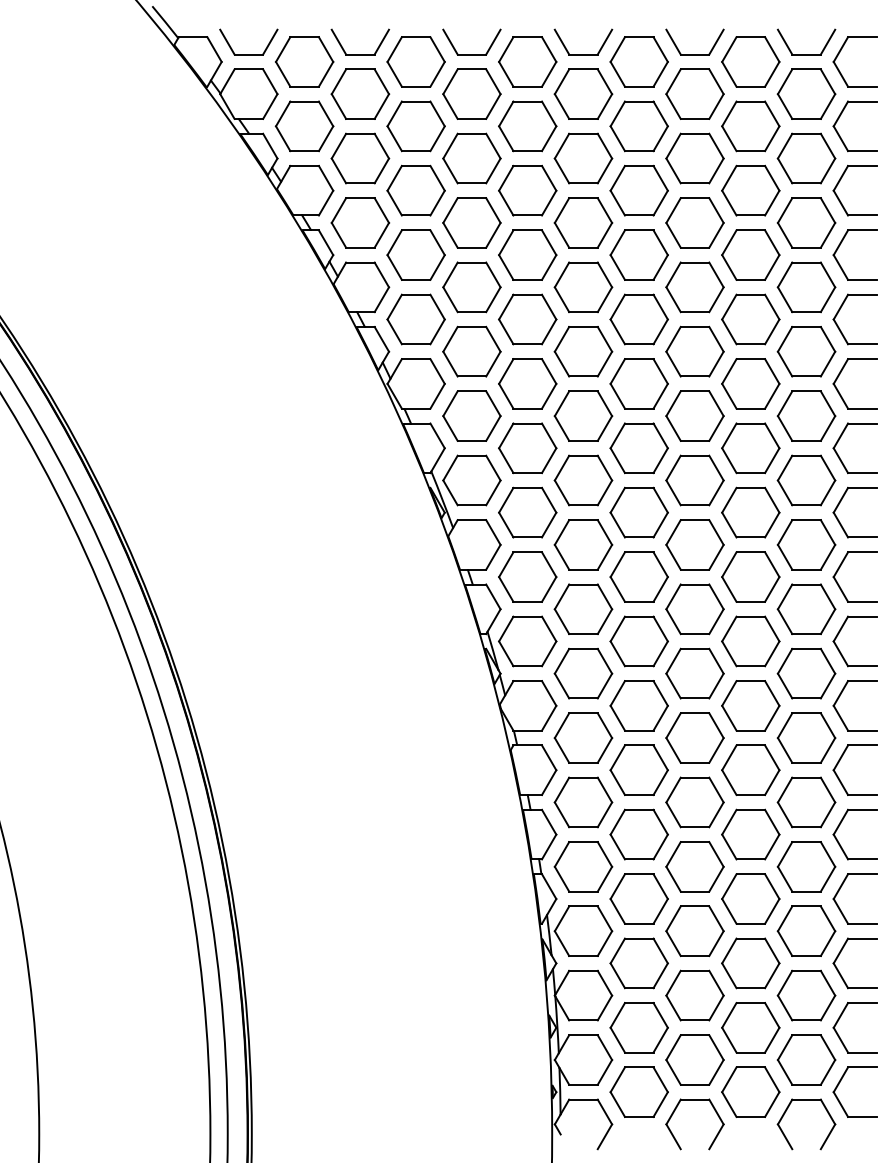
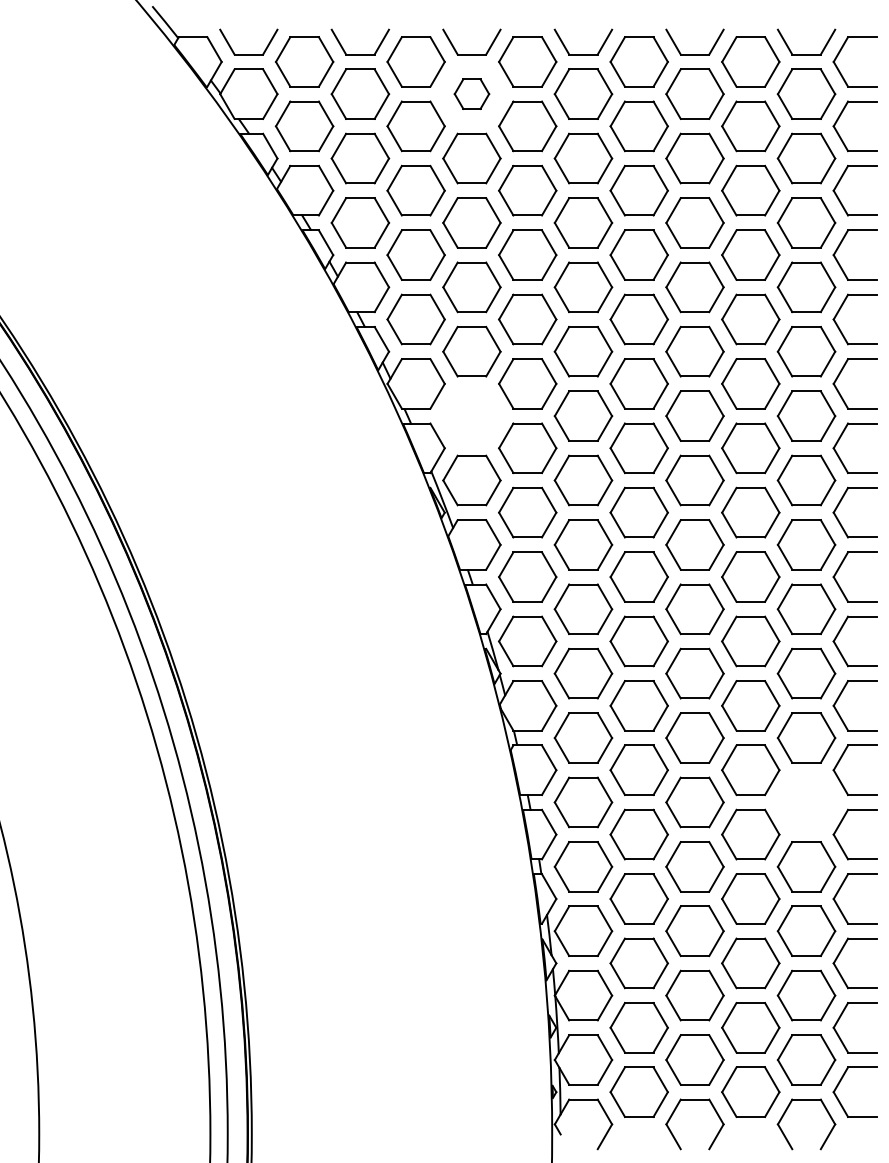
part size: 60x52 px -> 38x32 px (471, 93)
part: present -> none (471, 415)
part: present -> none (806, 802)
